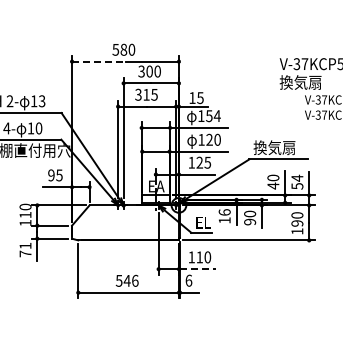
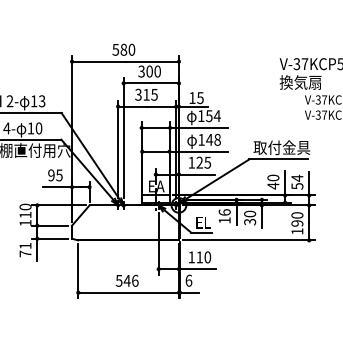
line: dashed -> solid (98, 61)
text: 120 -> 148 (213, 139)
text: 換気扇 -> 取付金具 (281, 147)
text: 90 -> 30 (250, 221)
line: dashed -> solid (197, 269)
